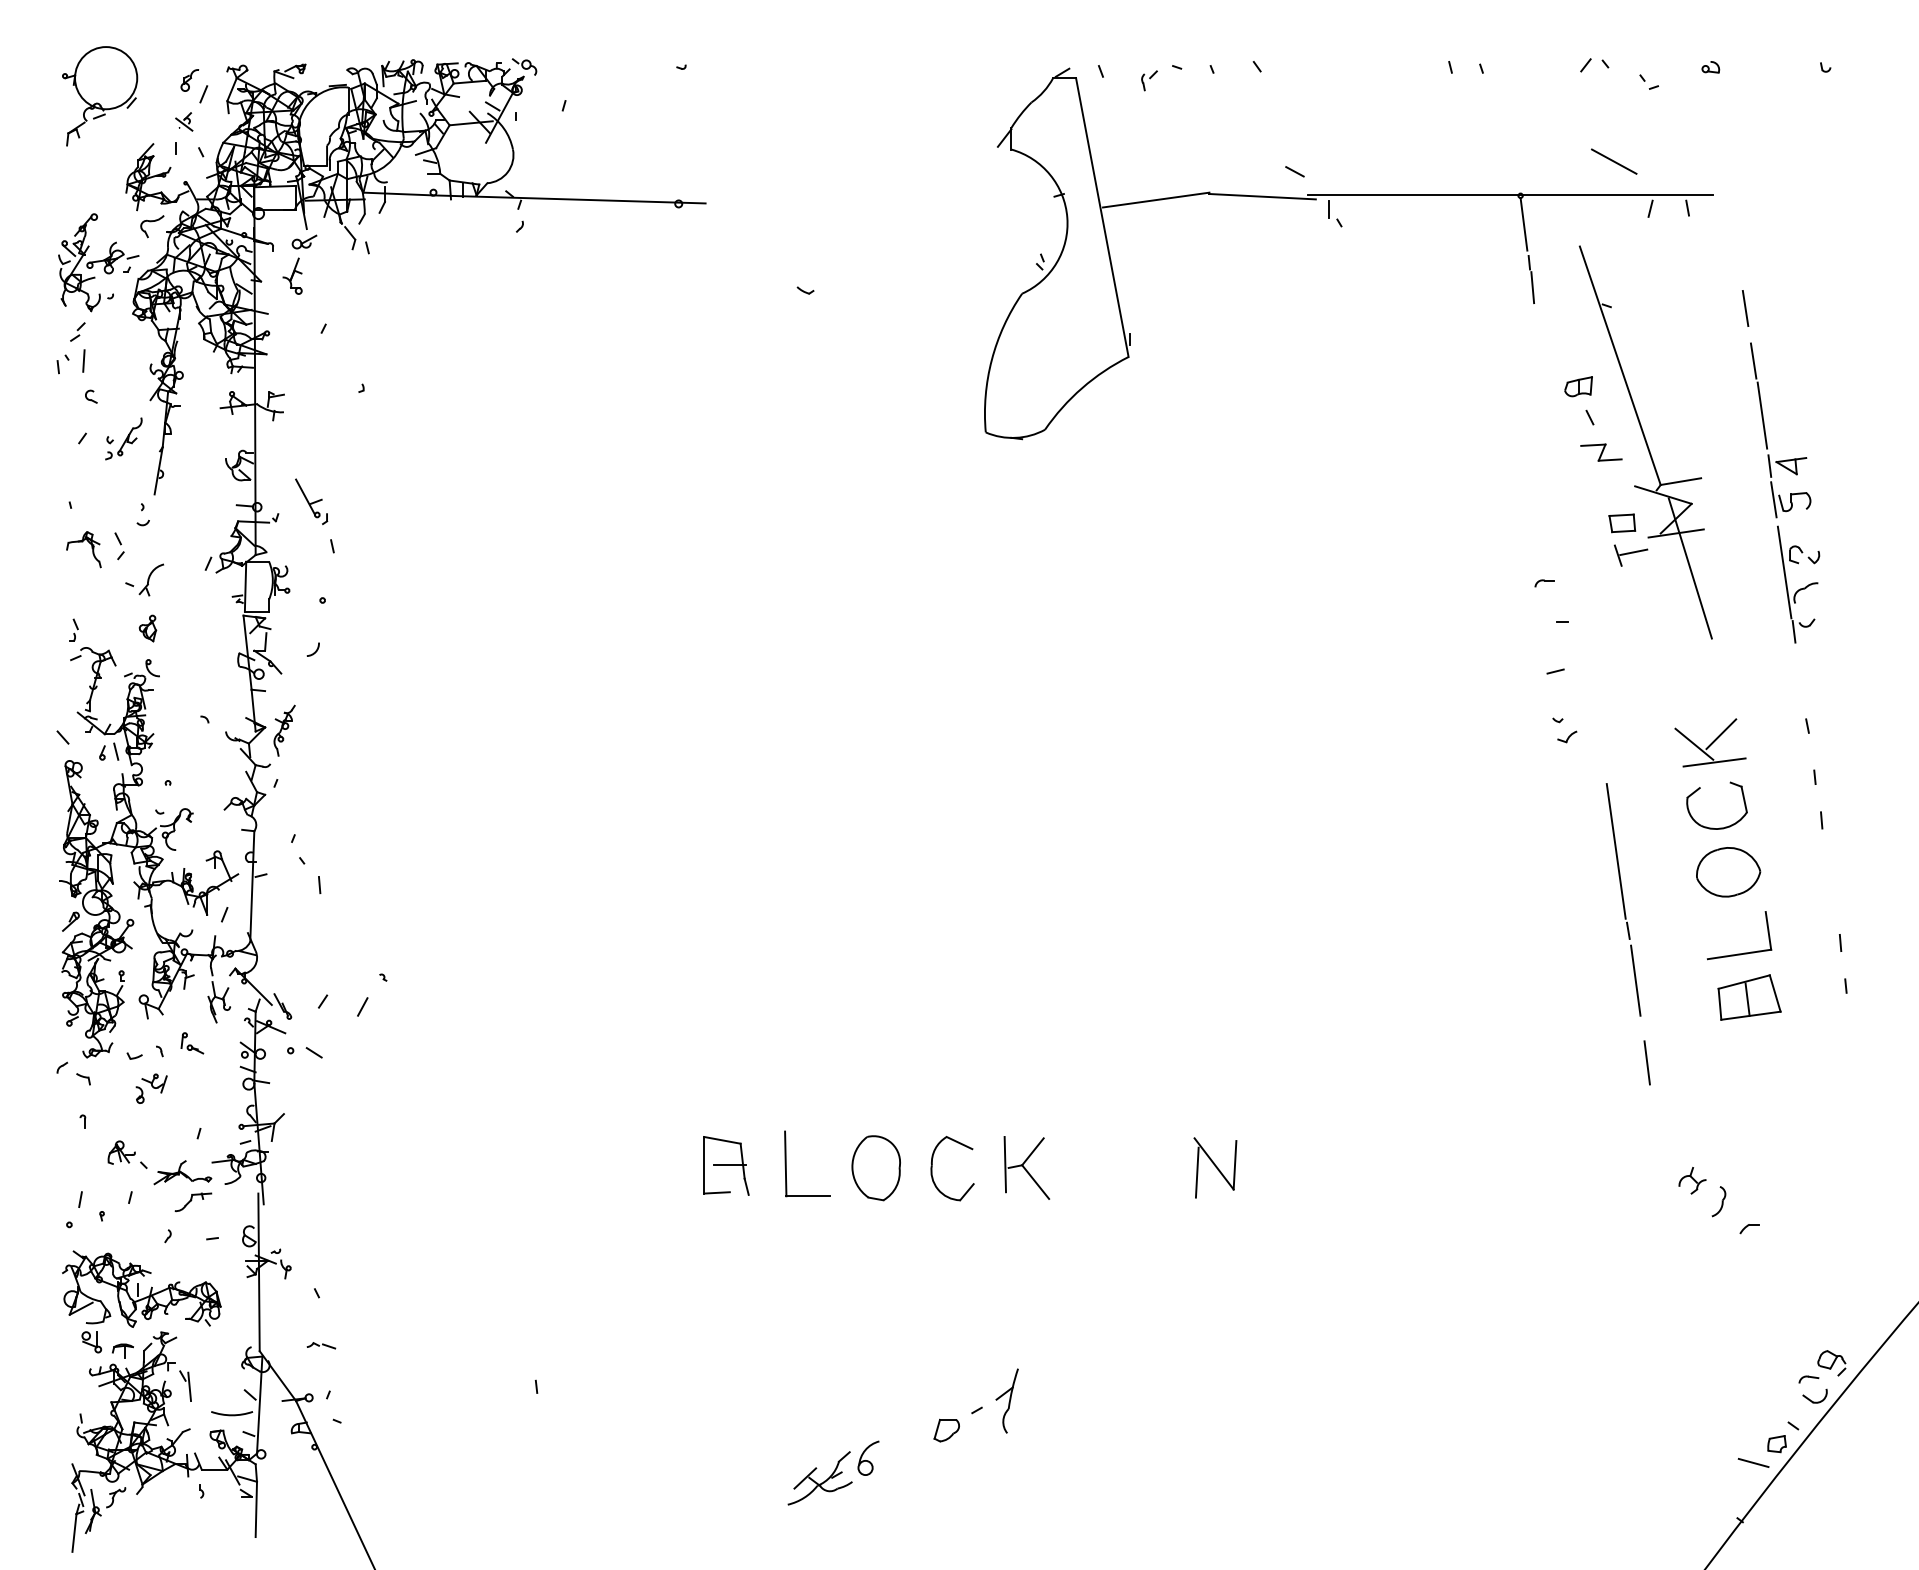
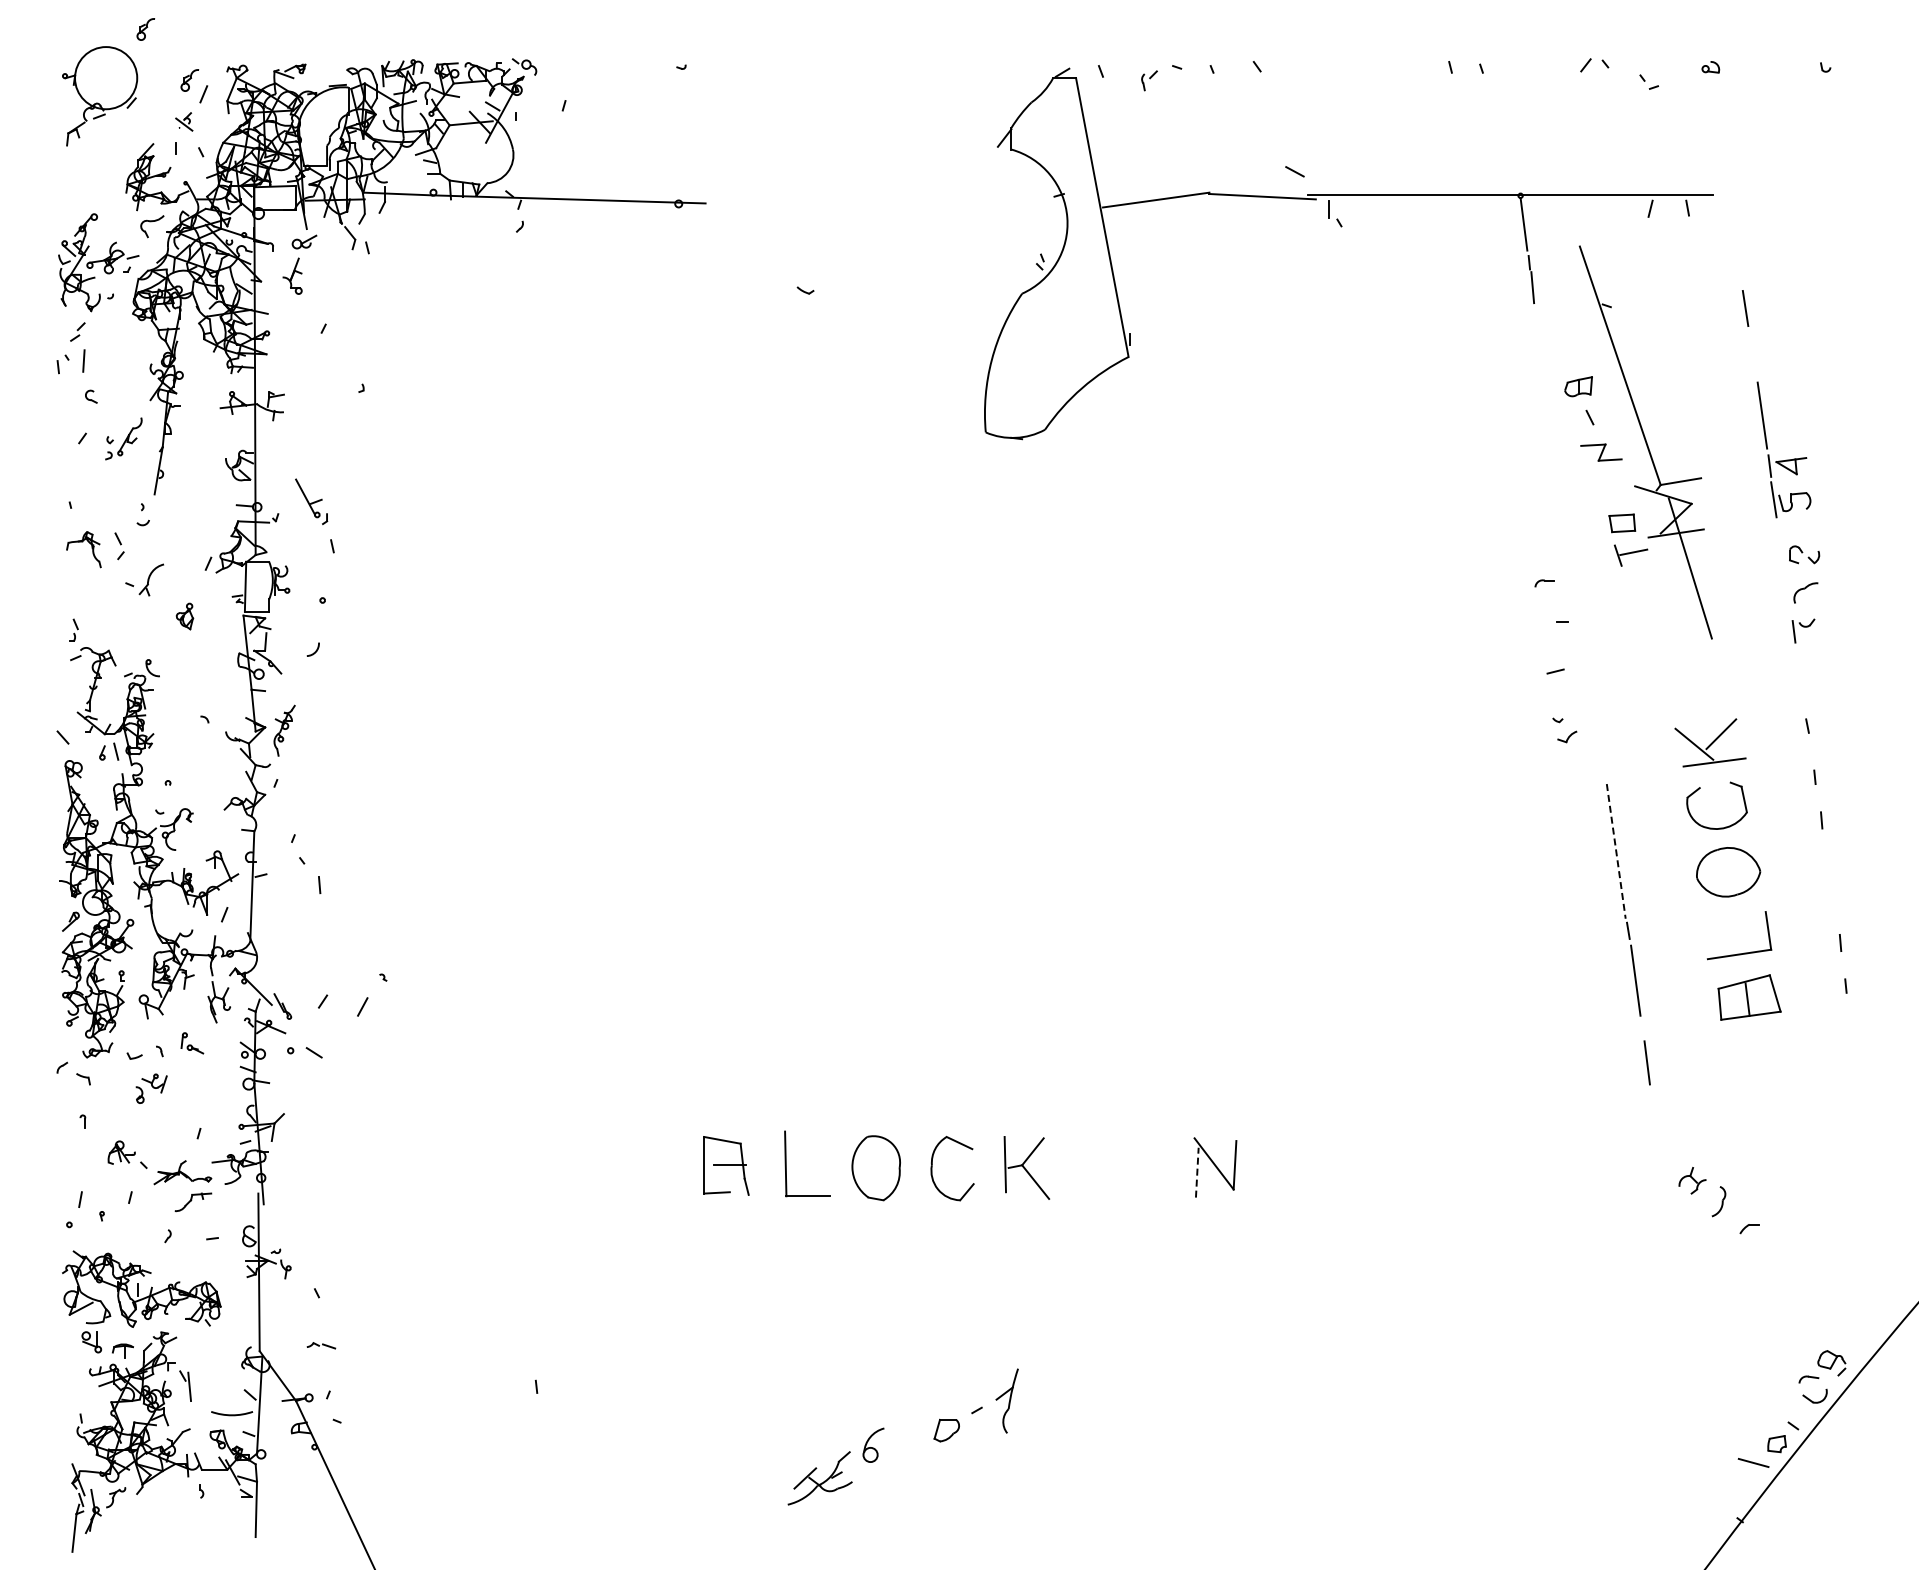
part: none -> present (145, 29)
line: present -> none (1614, 161)
line: present -> none (1753, 360)
line: present -> none (1784, 572)
part position: (147, 628) -> (184, 616) (184, 616)
line: solid -> dashed (1616, 851)
line: solid -> dashed (1197, 1172)
part position: (868, 1457) -> (873, 1444) (873, 1444)
